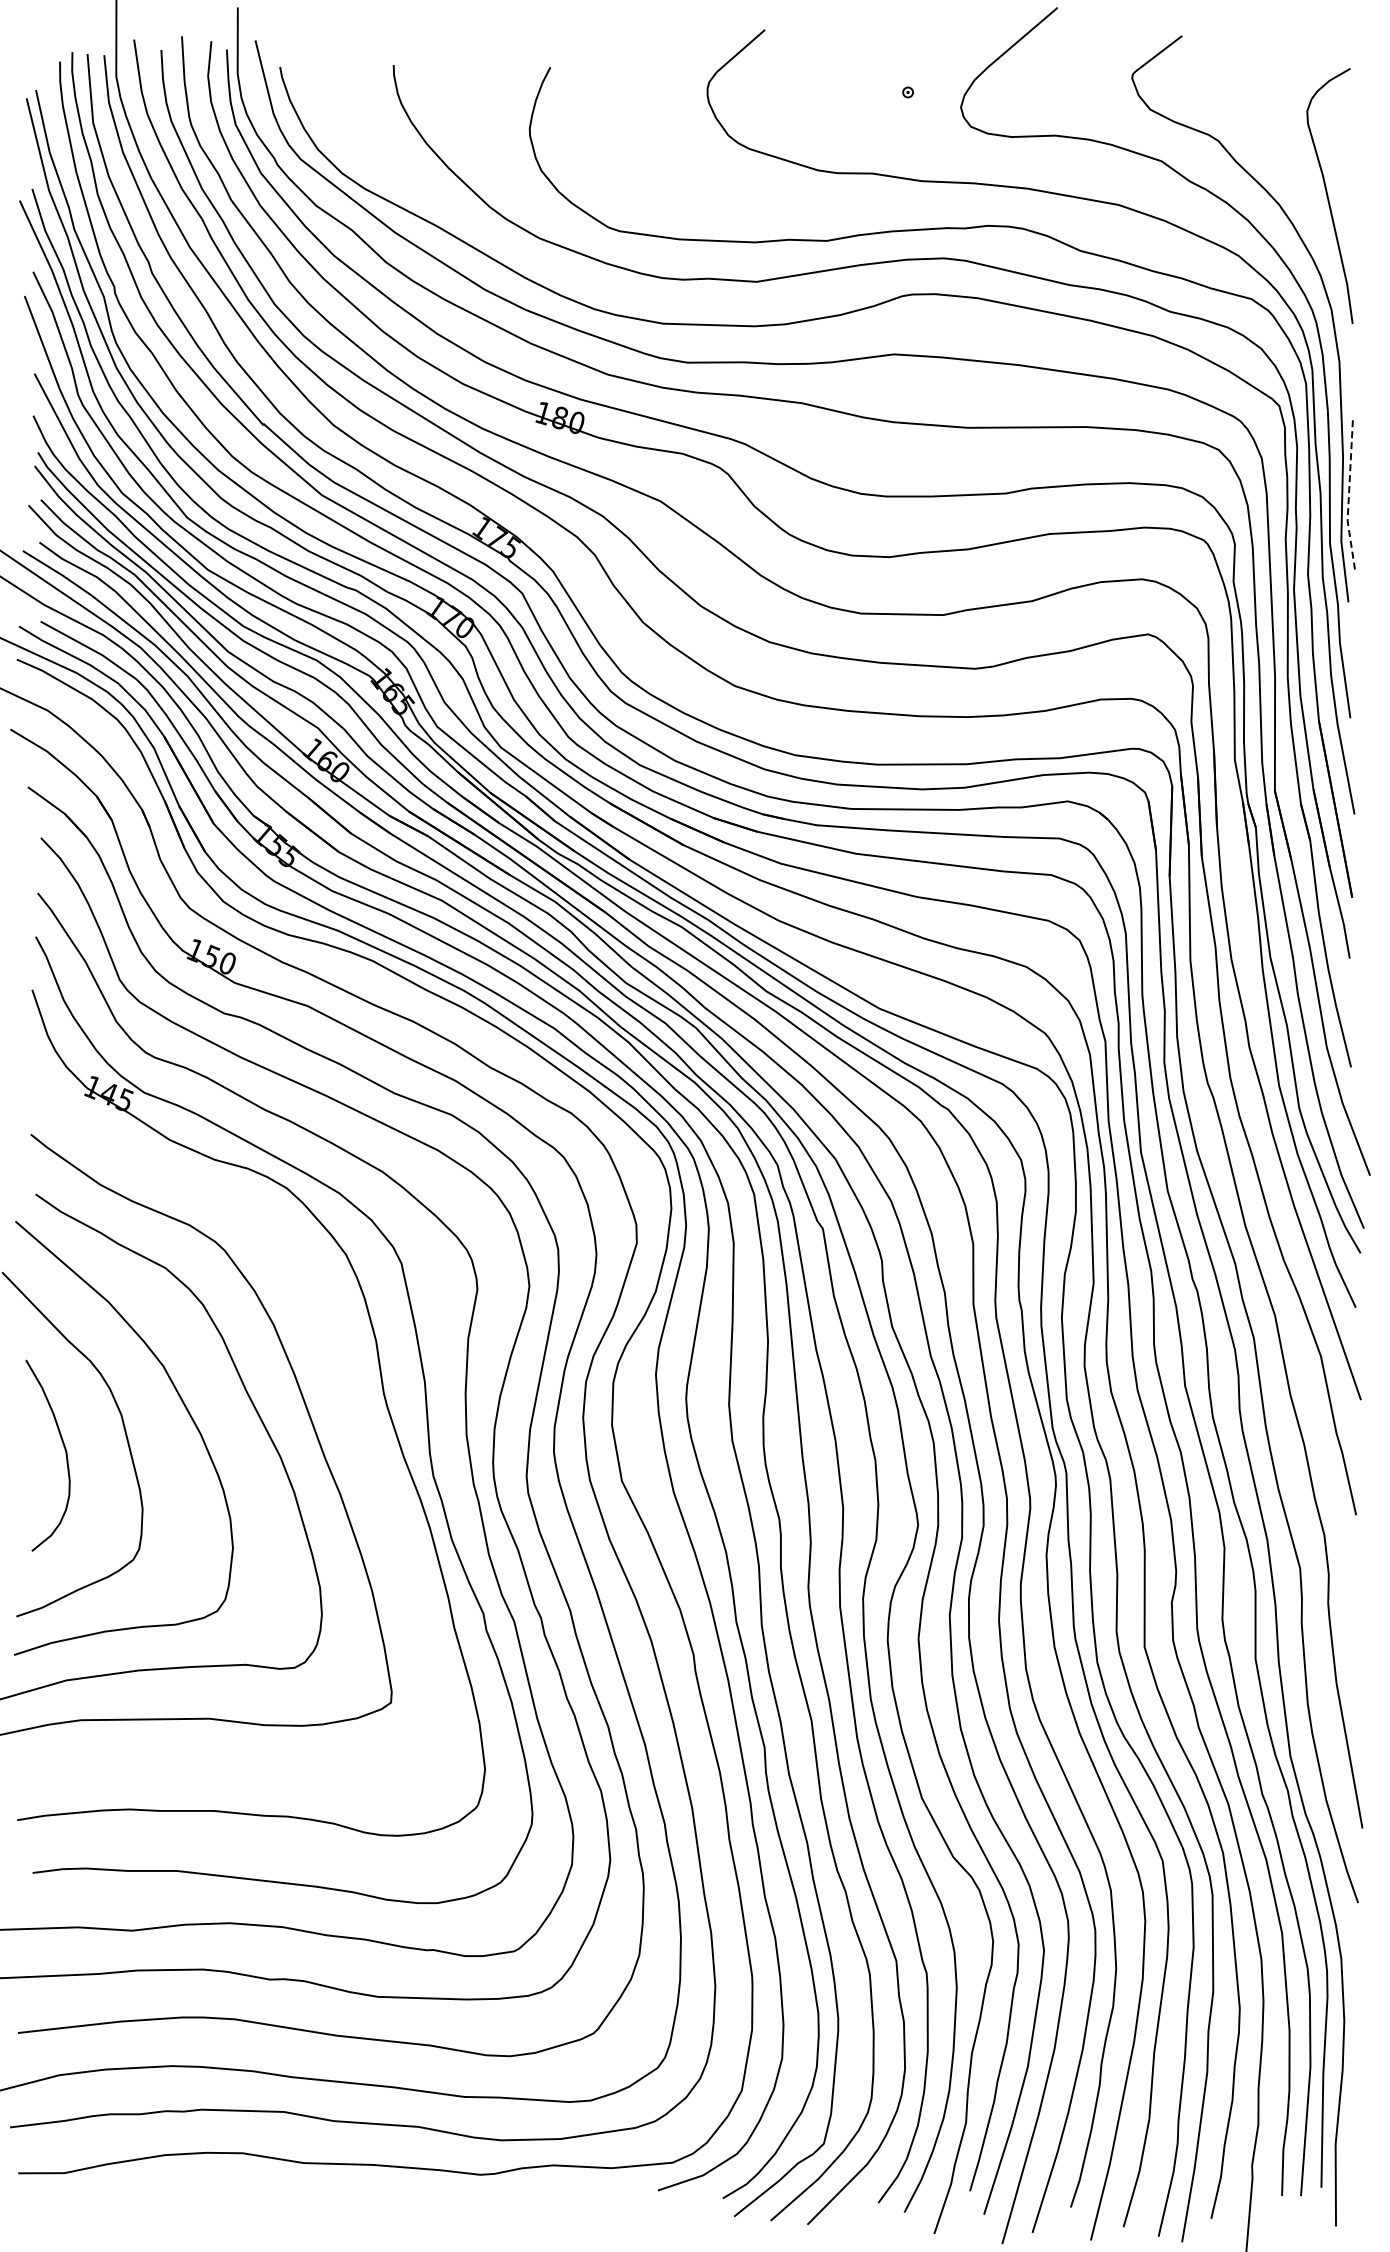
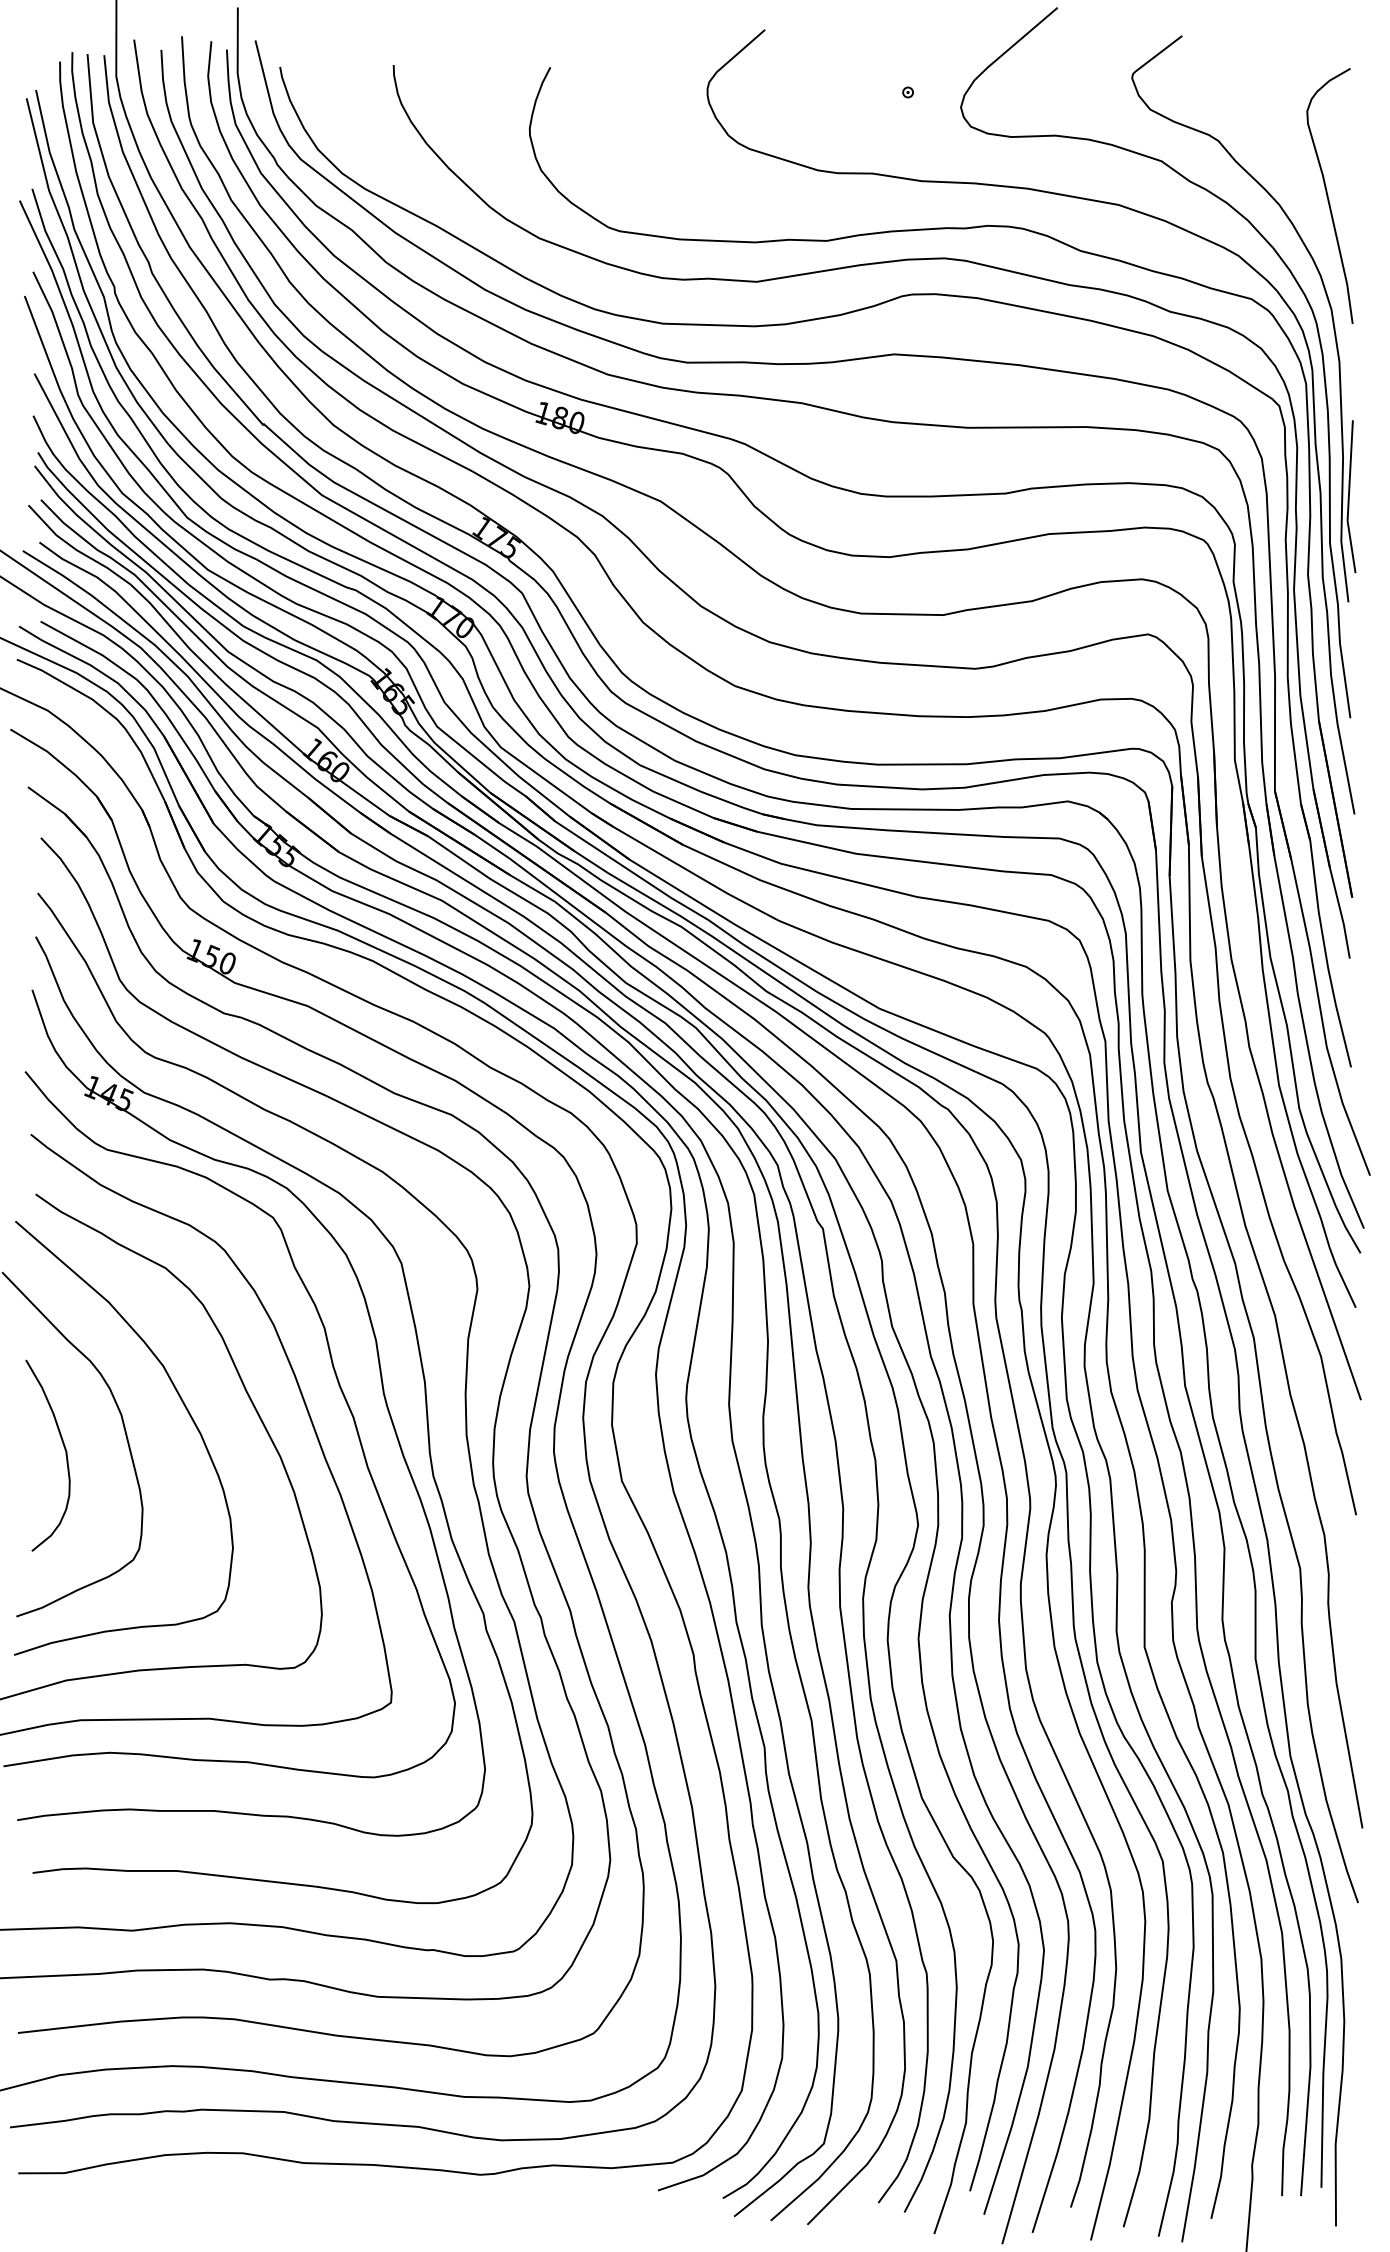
line: dashed -> solid (1348, 498)
curve: none -> present (339, 1388)
